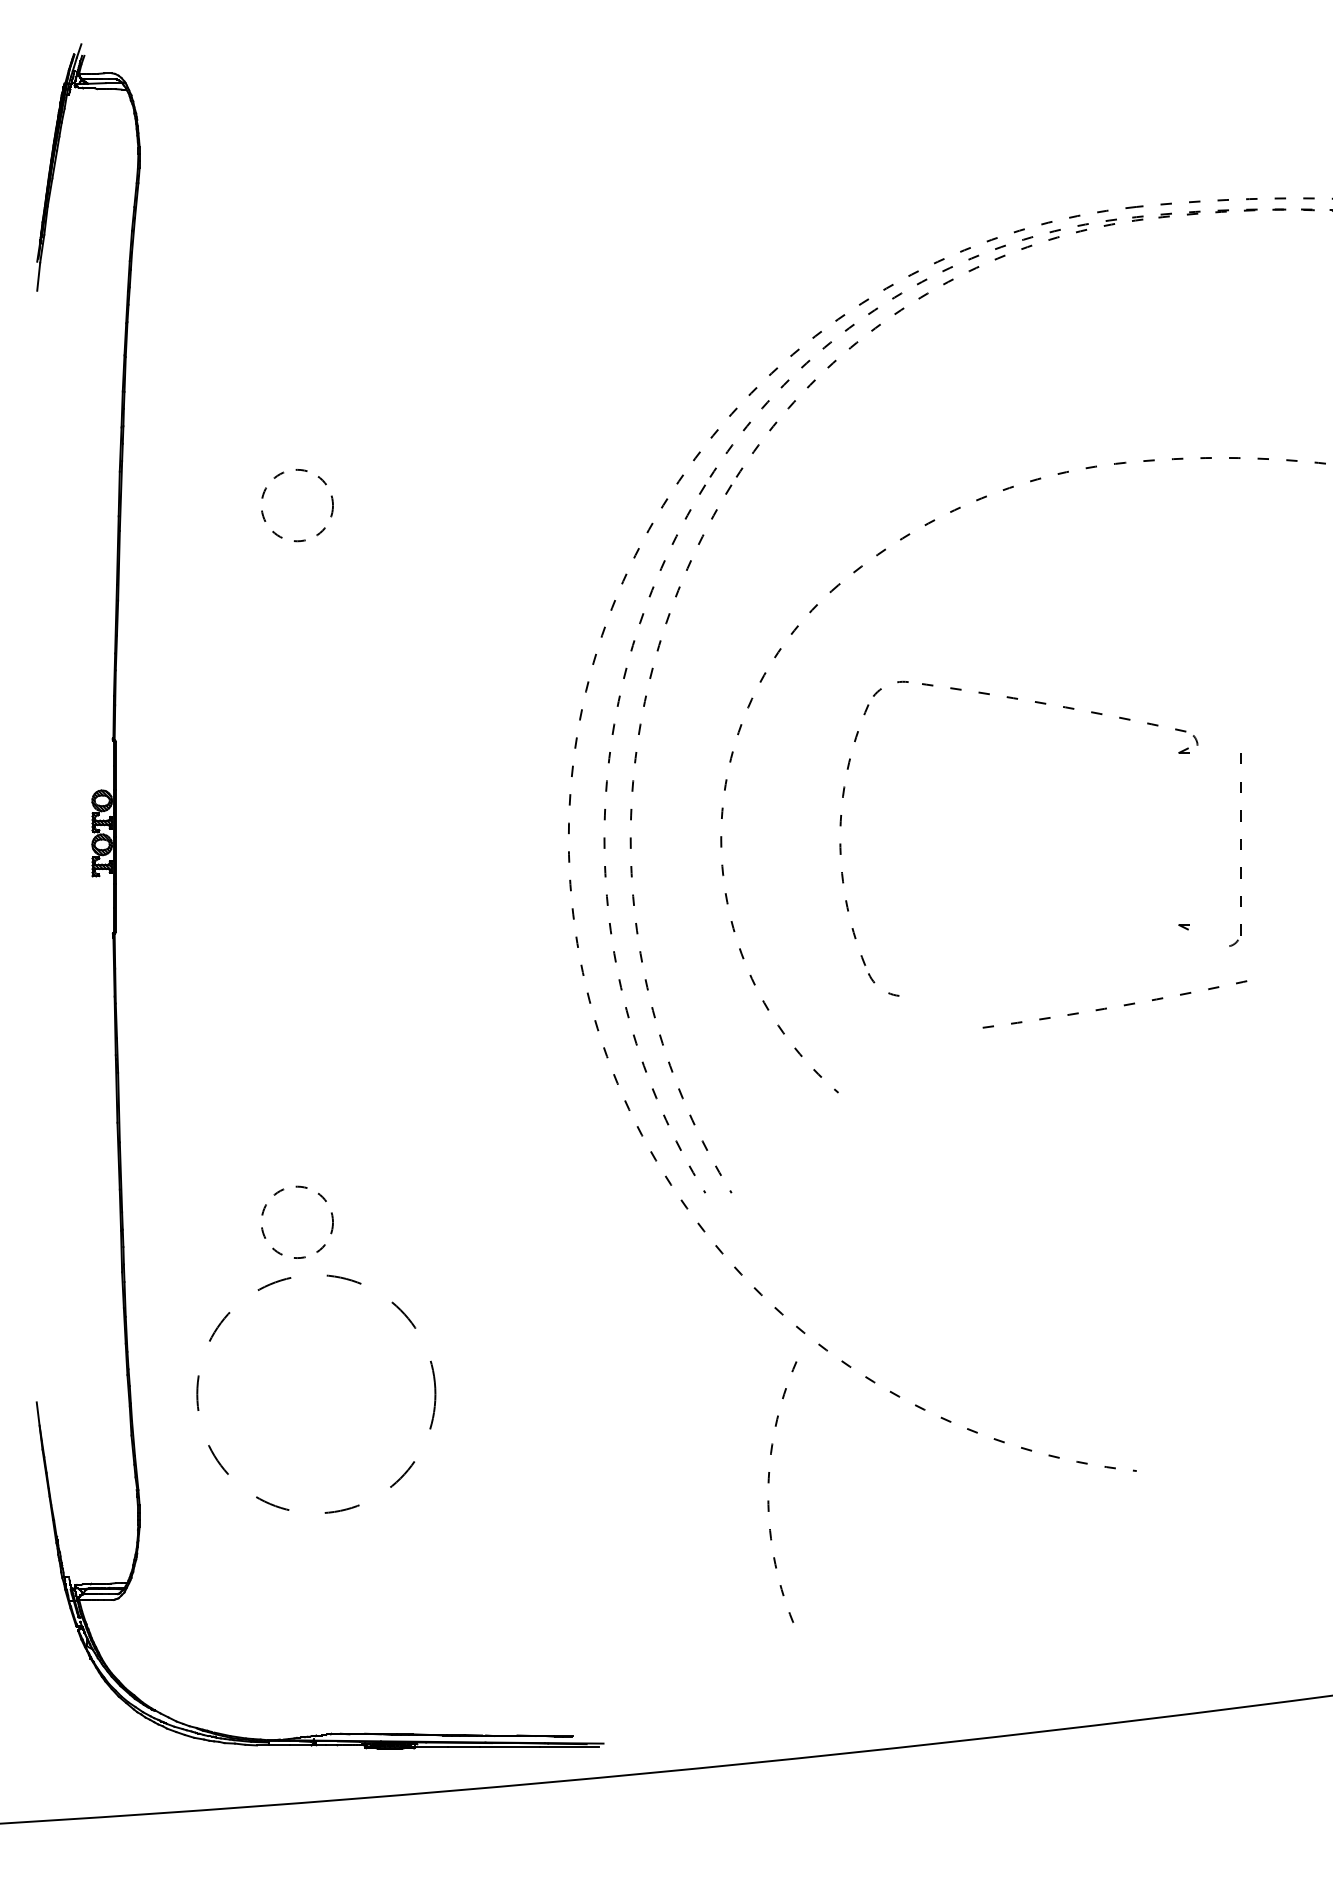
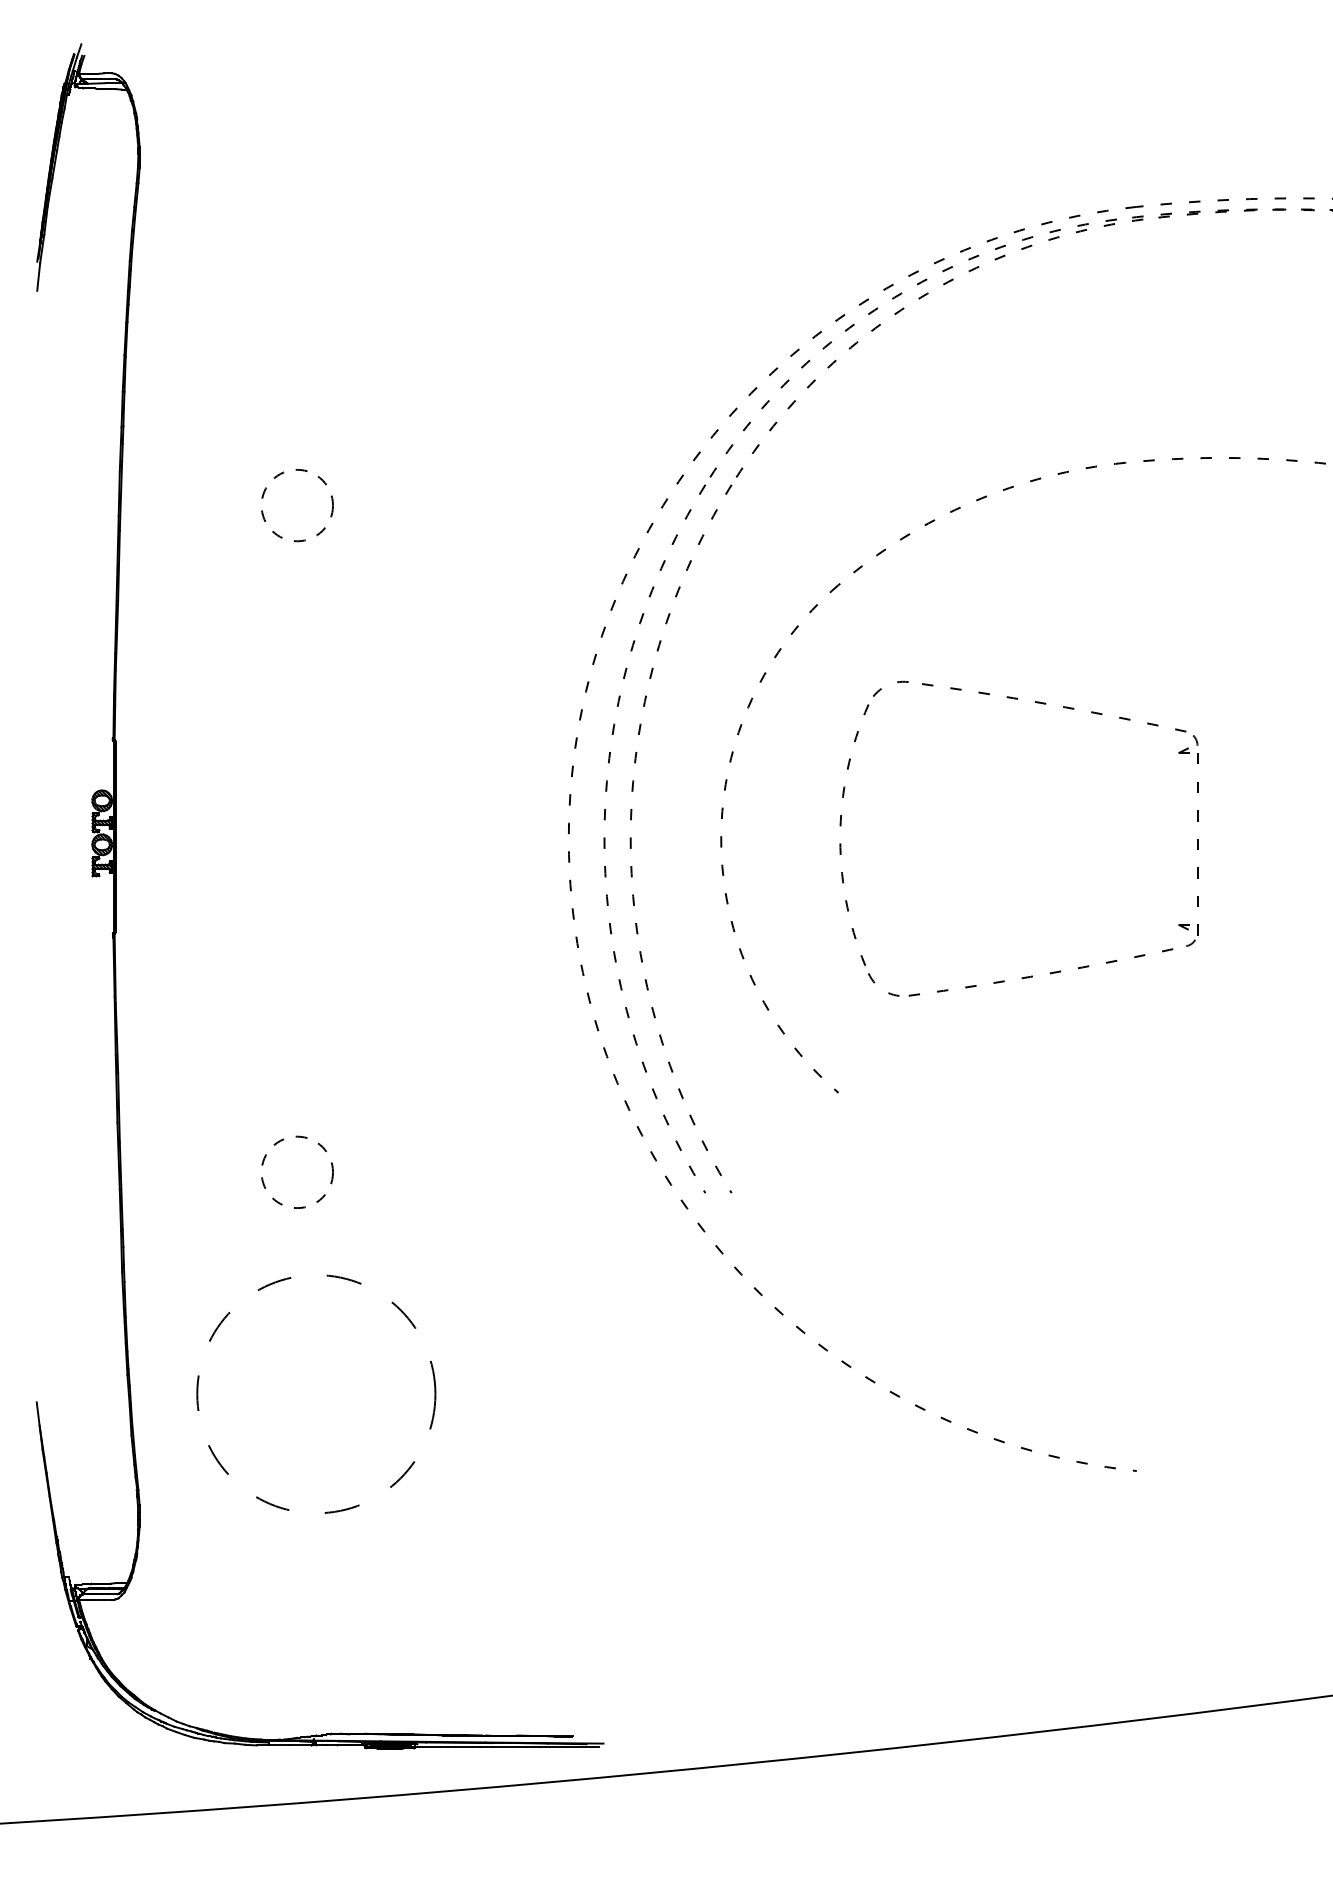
part position: (1235, 849) -> (1192, 849) (1192, 849)
arc position: (1106, 1007) -> (1032, 975) (1032, 975)
circle position: (297, 1221) -> (297, 1171) (297, 1171)
arc: present -> none (769, 1500)
